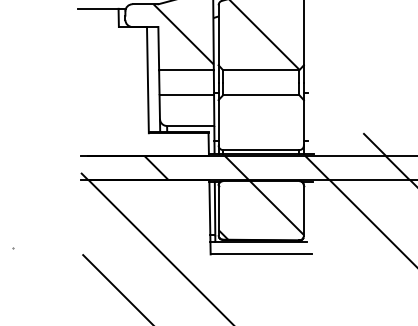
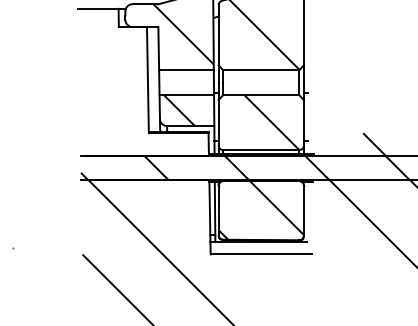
hatch: none -> present (179, 110)
hatch: none -> present (271, 122)
